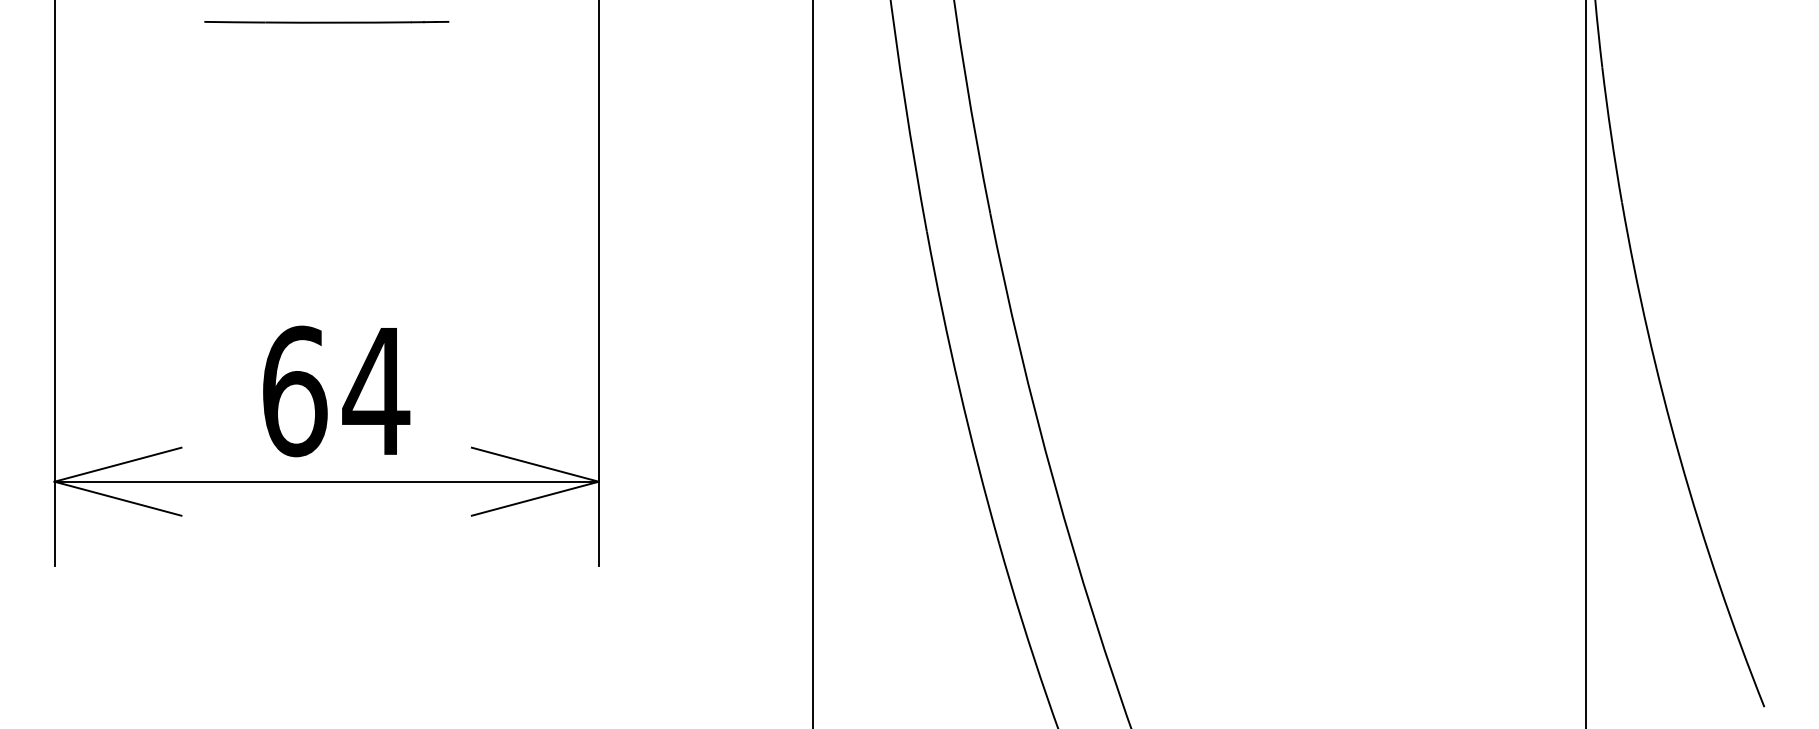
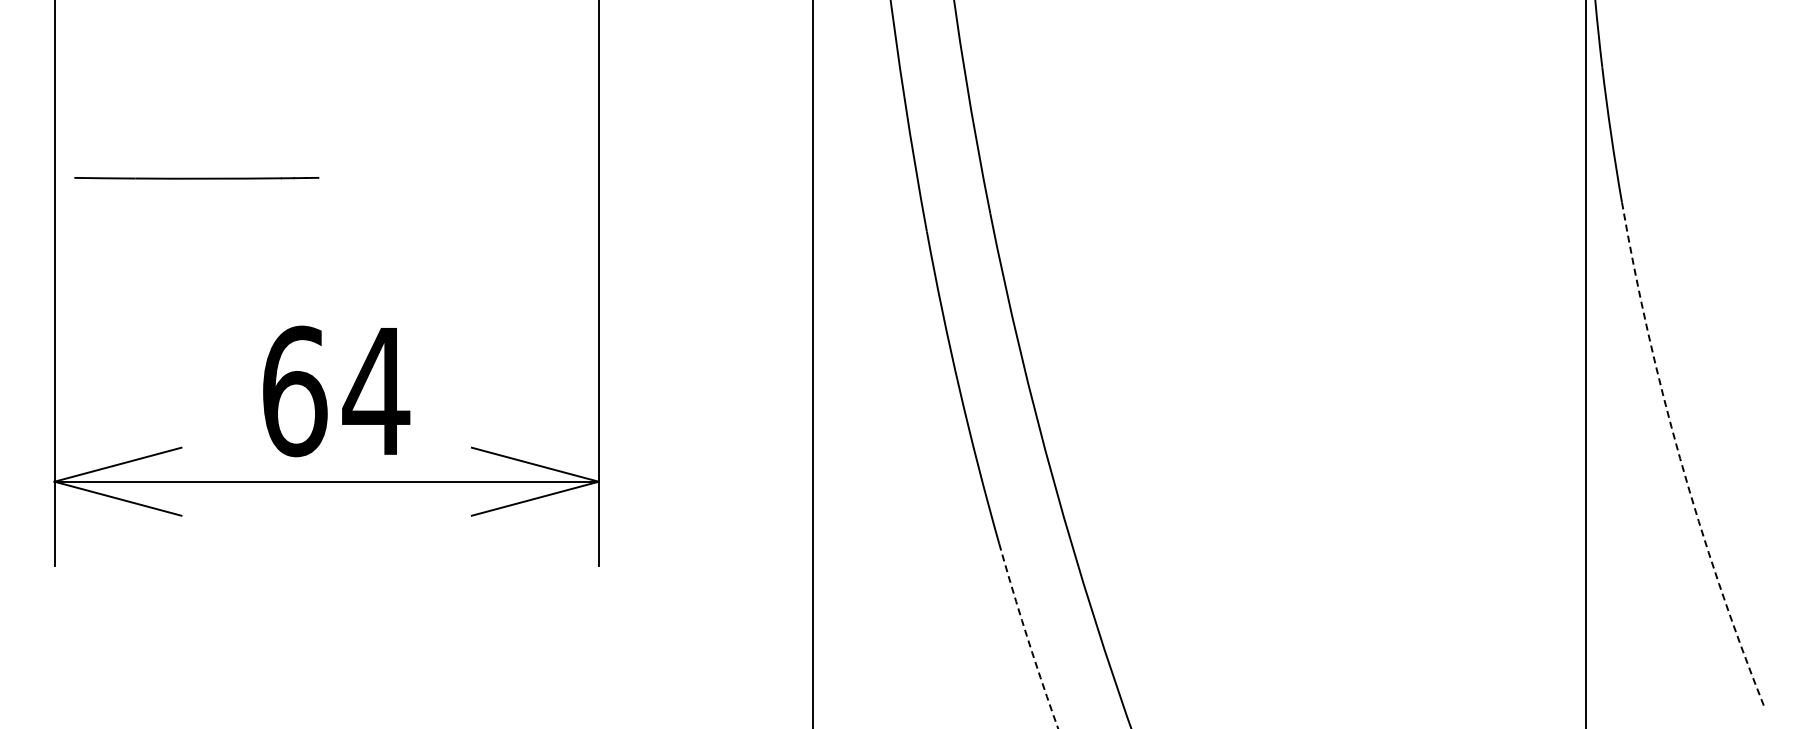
line position: (326, 22) -> (196, 178) (196, 178)
arc: solid -> dashed (1680, 458)
arc: solid -> dashed (1027, 636)
